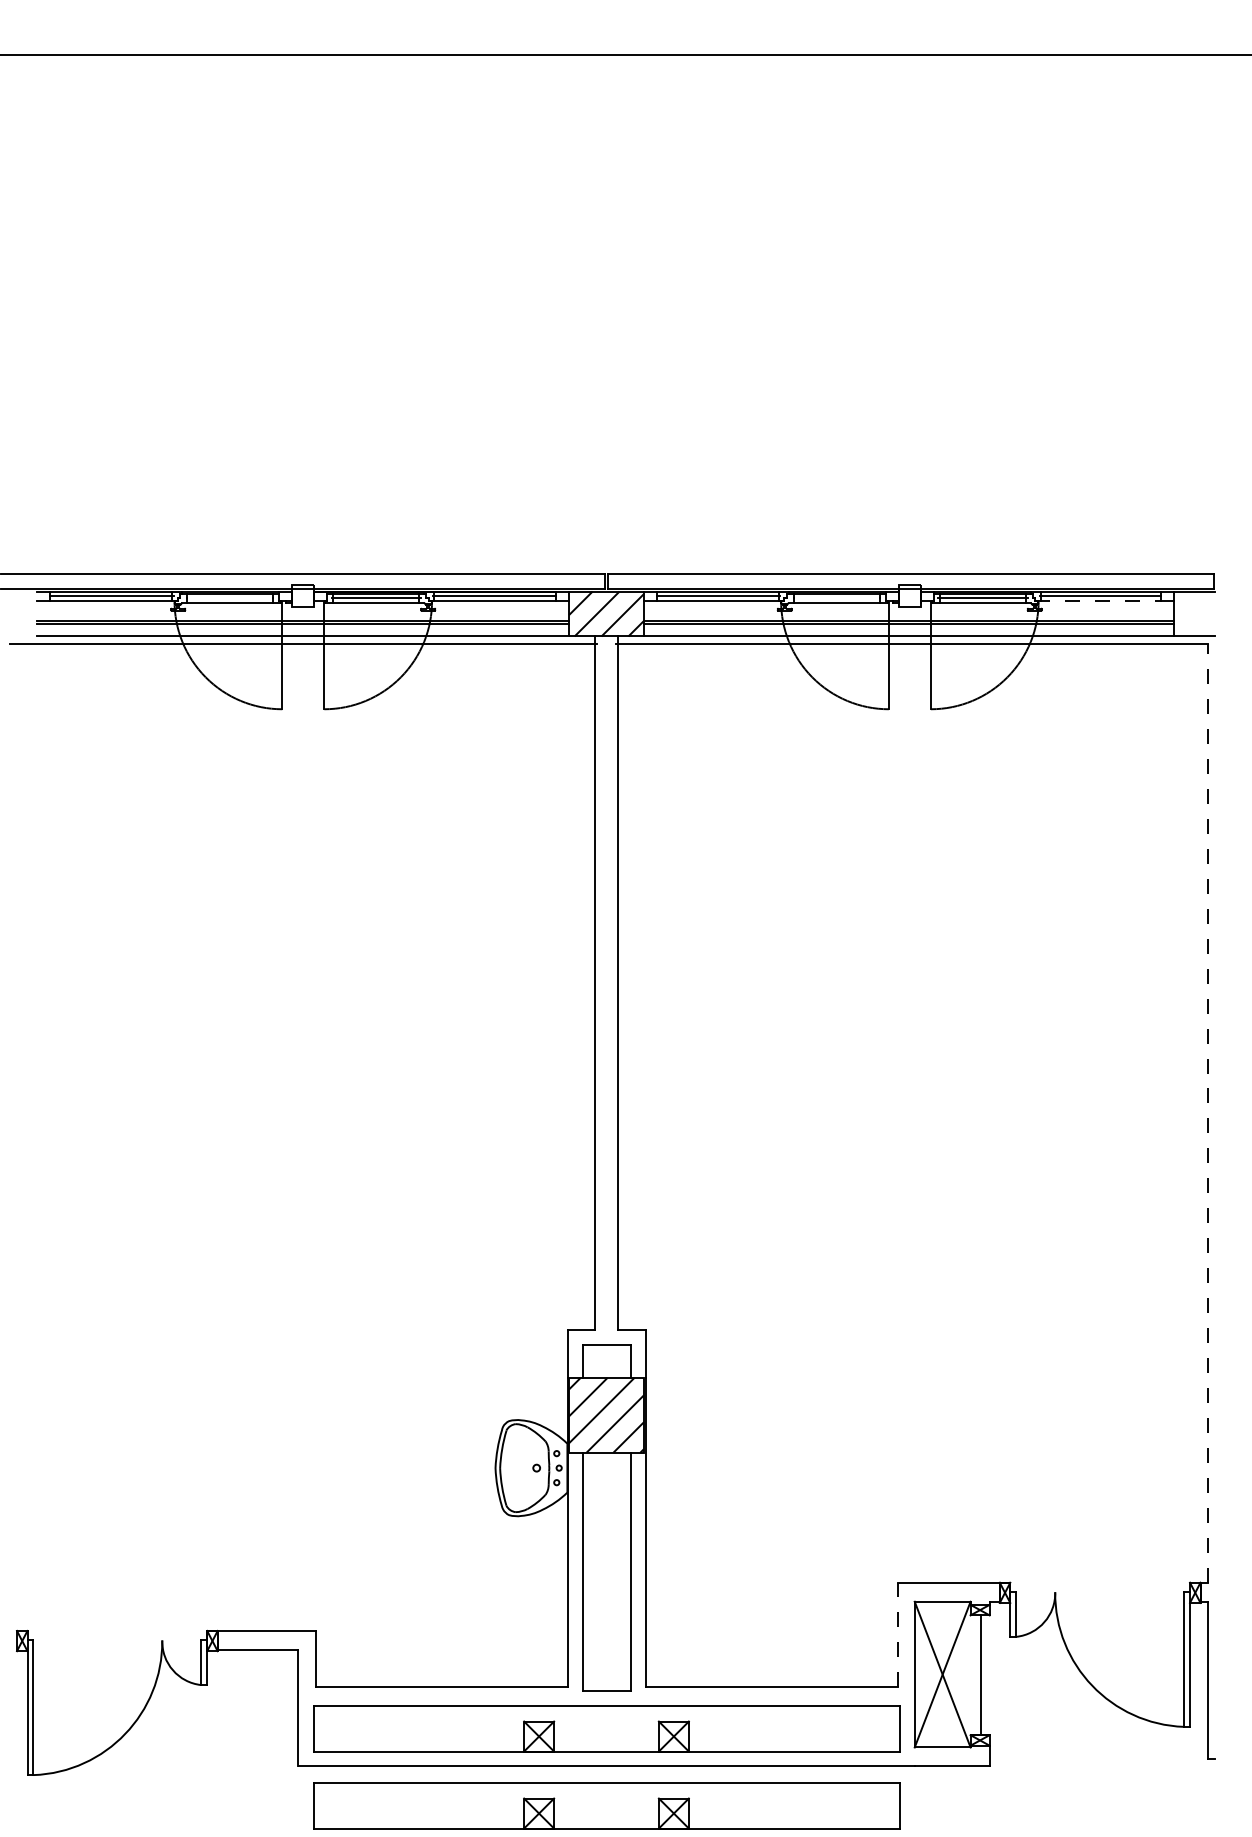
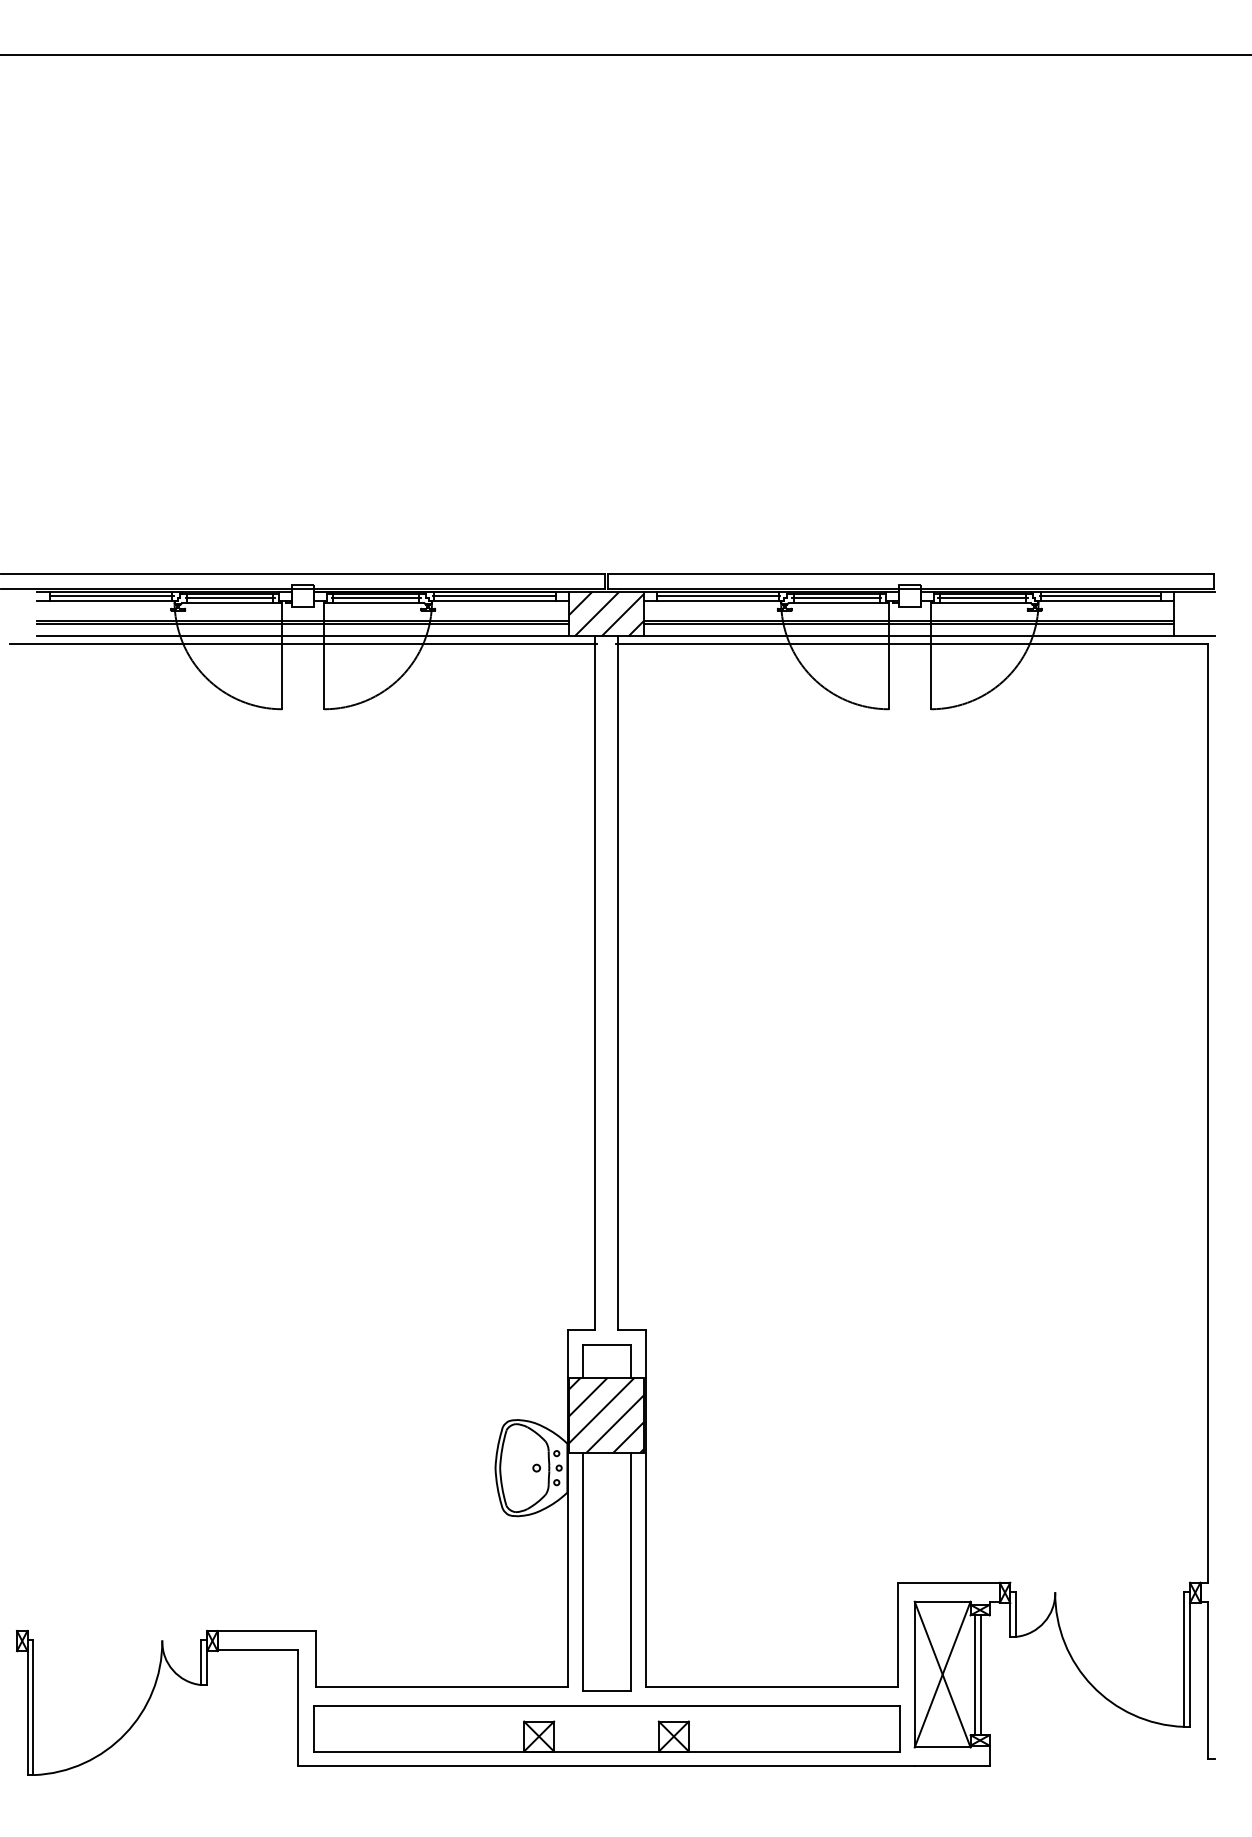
line: none -> present (229, 598)
line: none -> present (836, 598)
line: dashed -> solid (1098, 600)
line: dashed -> solid (1207, 1112)
line: dashed -> solid (897, 1634)
line: none -> present (974, 1675)
part: present -> none (606, 1805)
